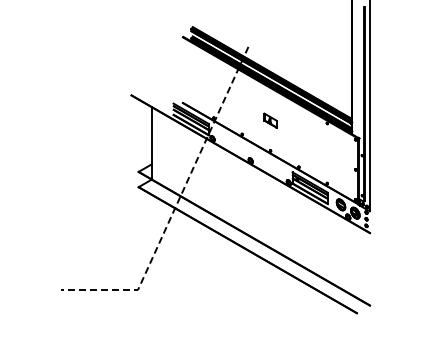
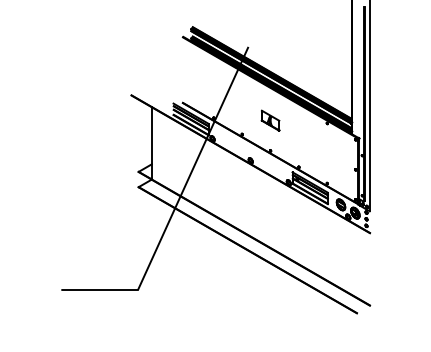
part size: 15x17 px -> 21x23 px (270, 120)
line: dashed -> solid (176, 204)
